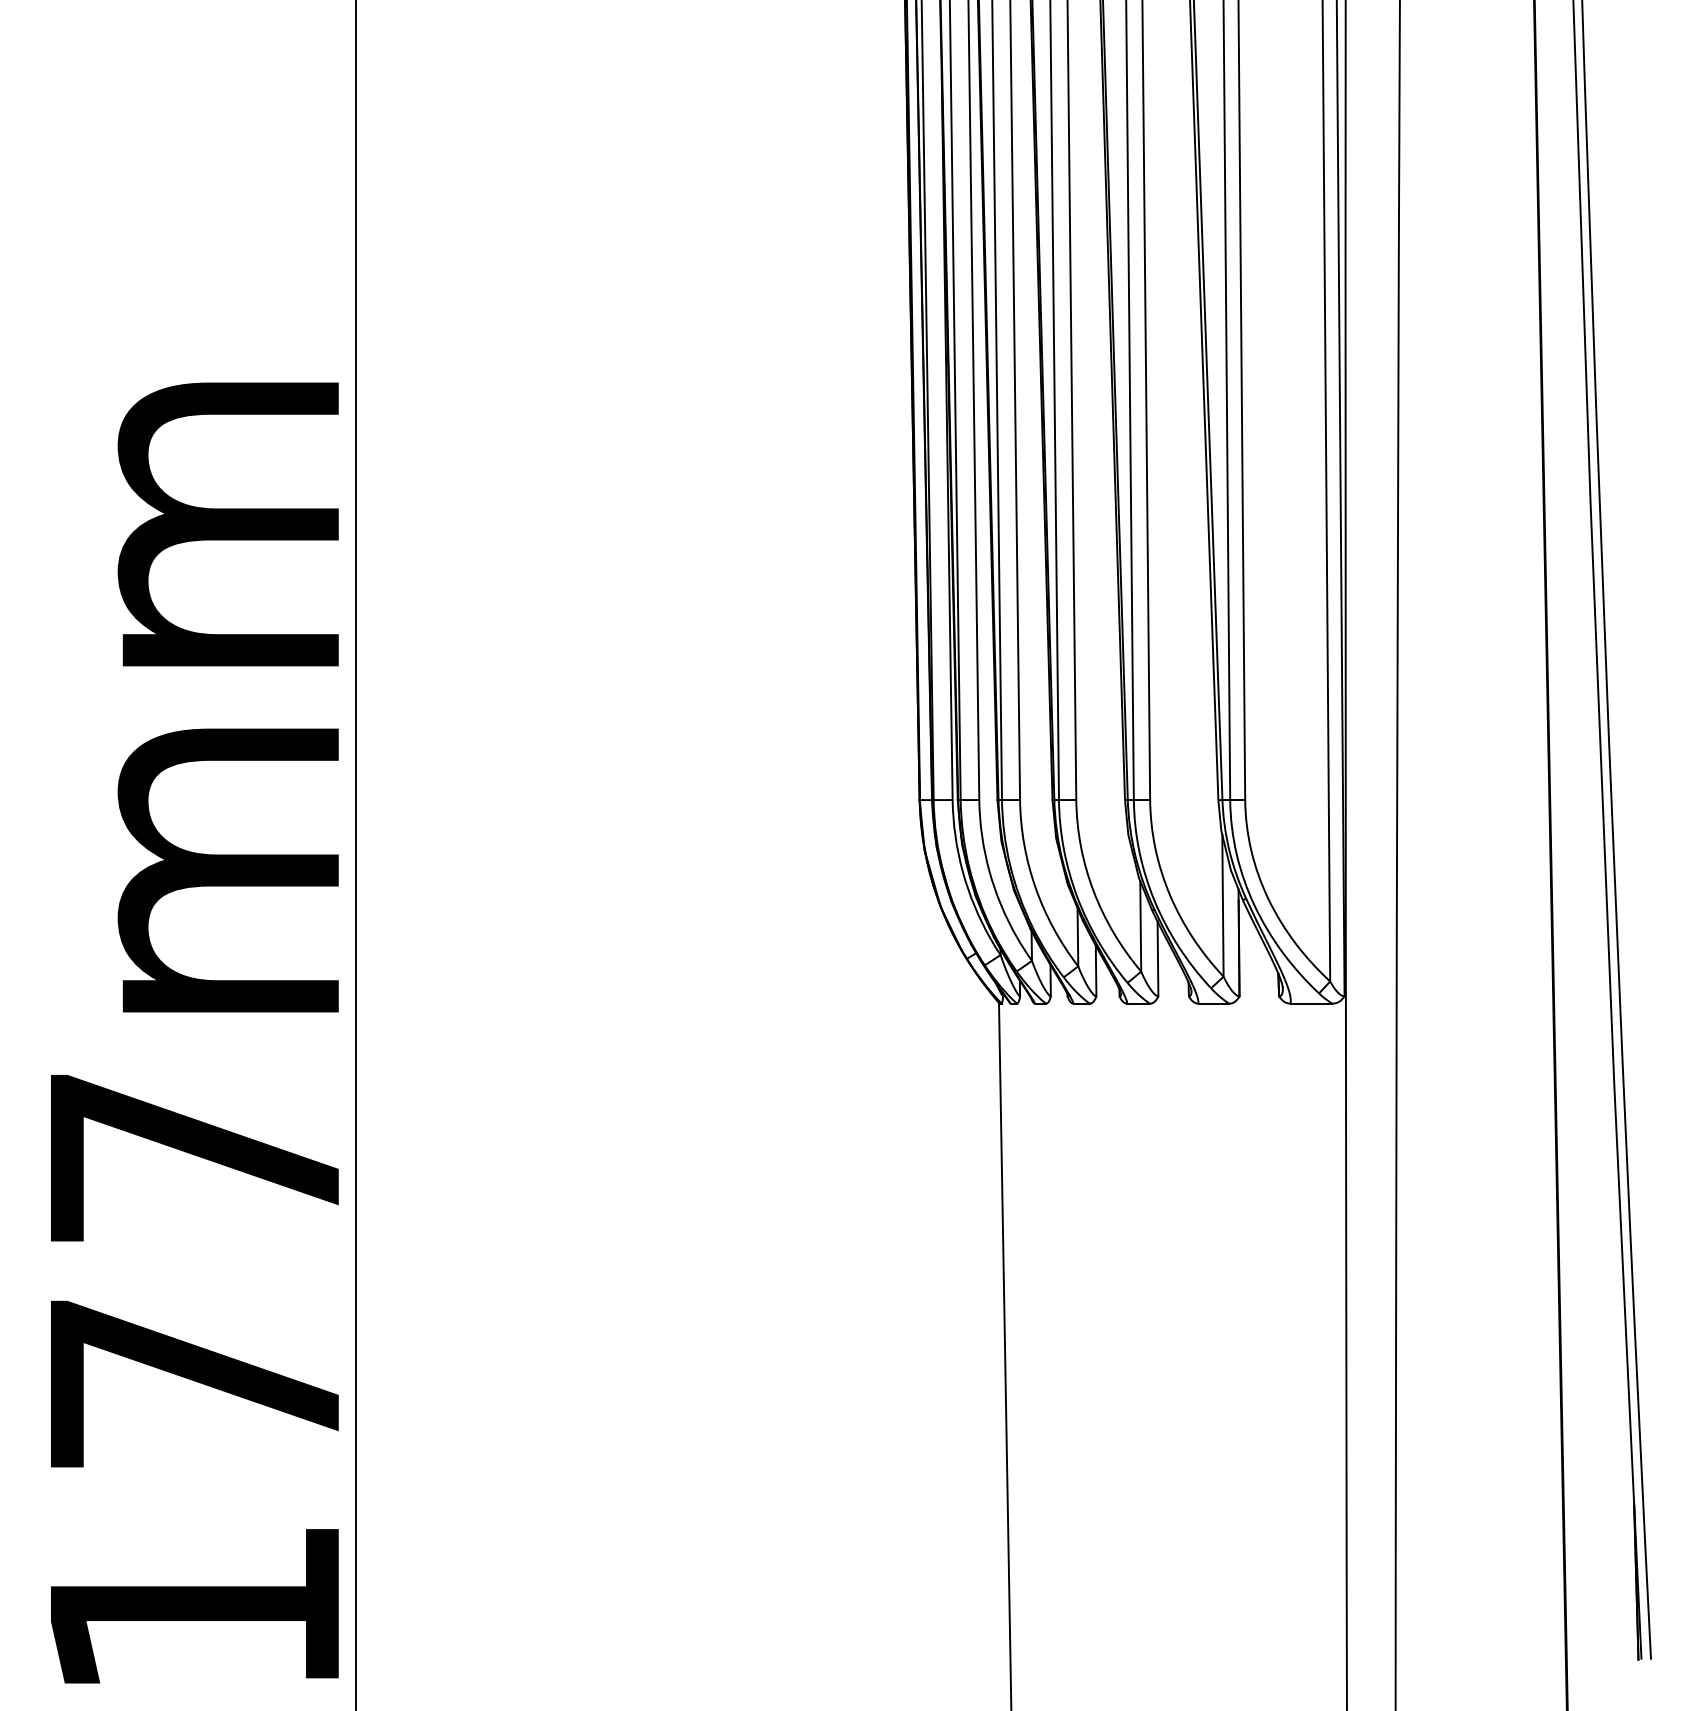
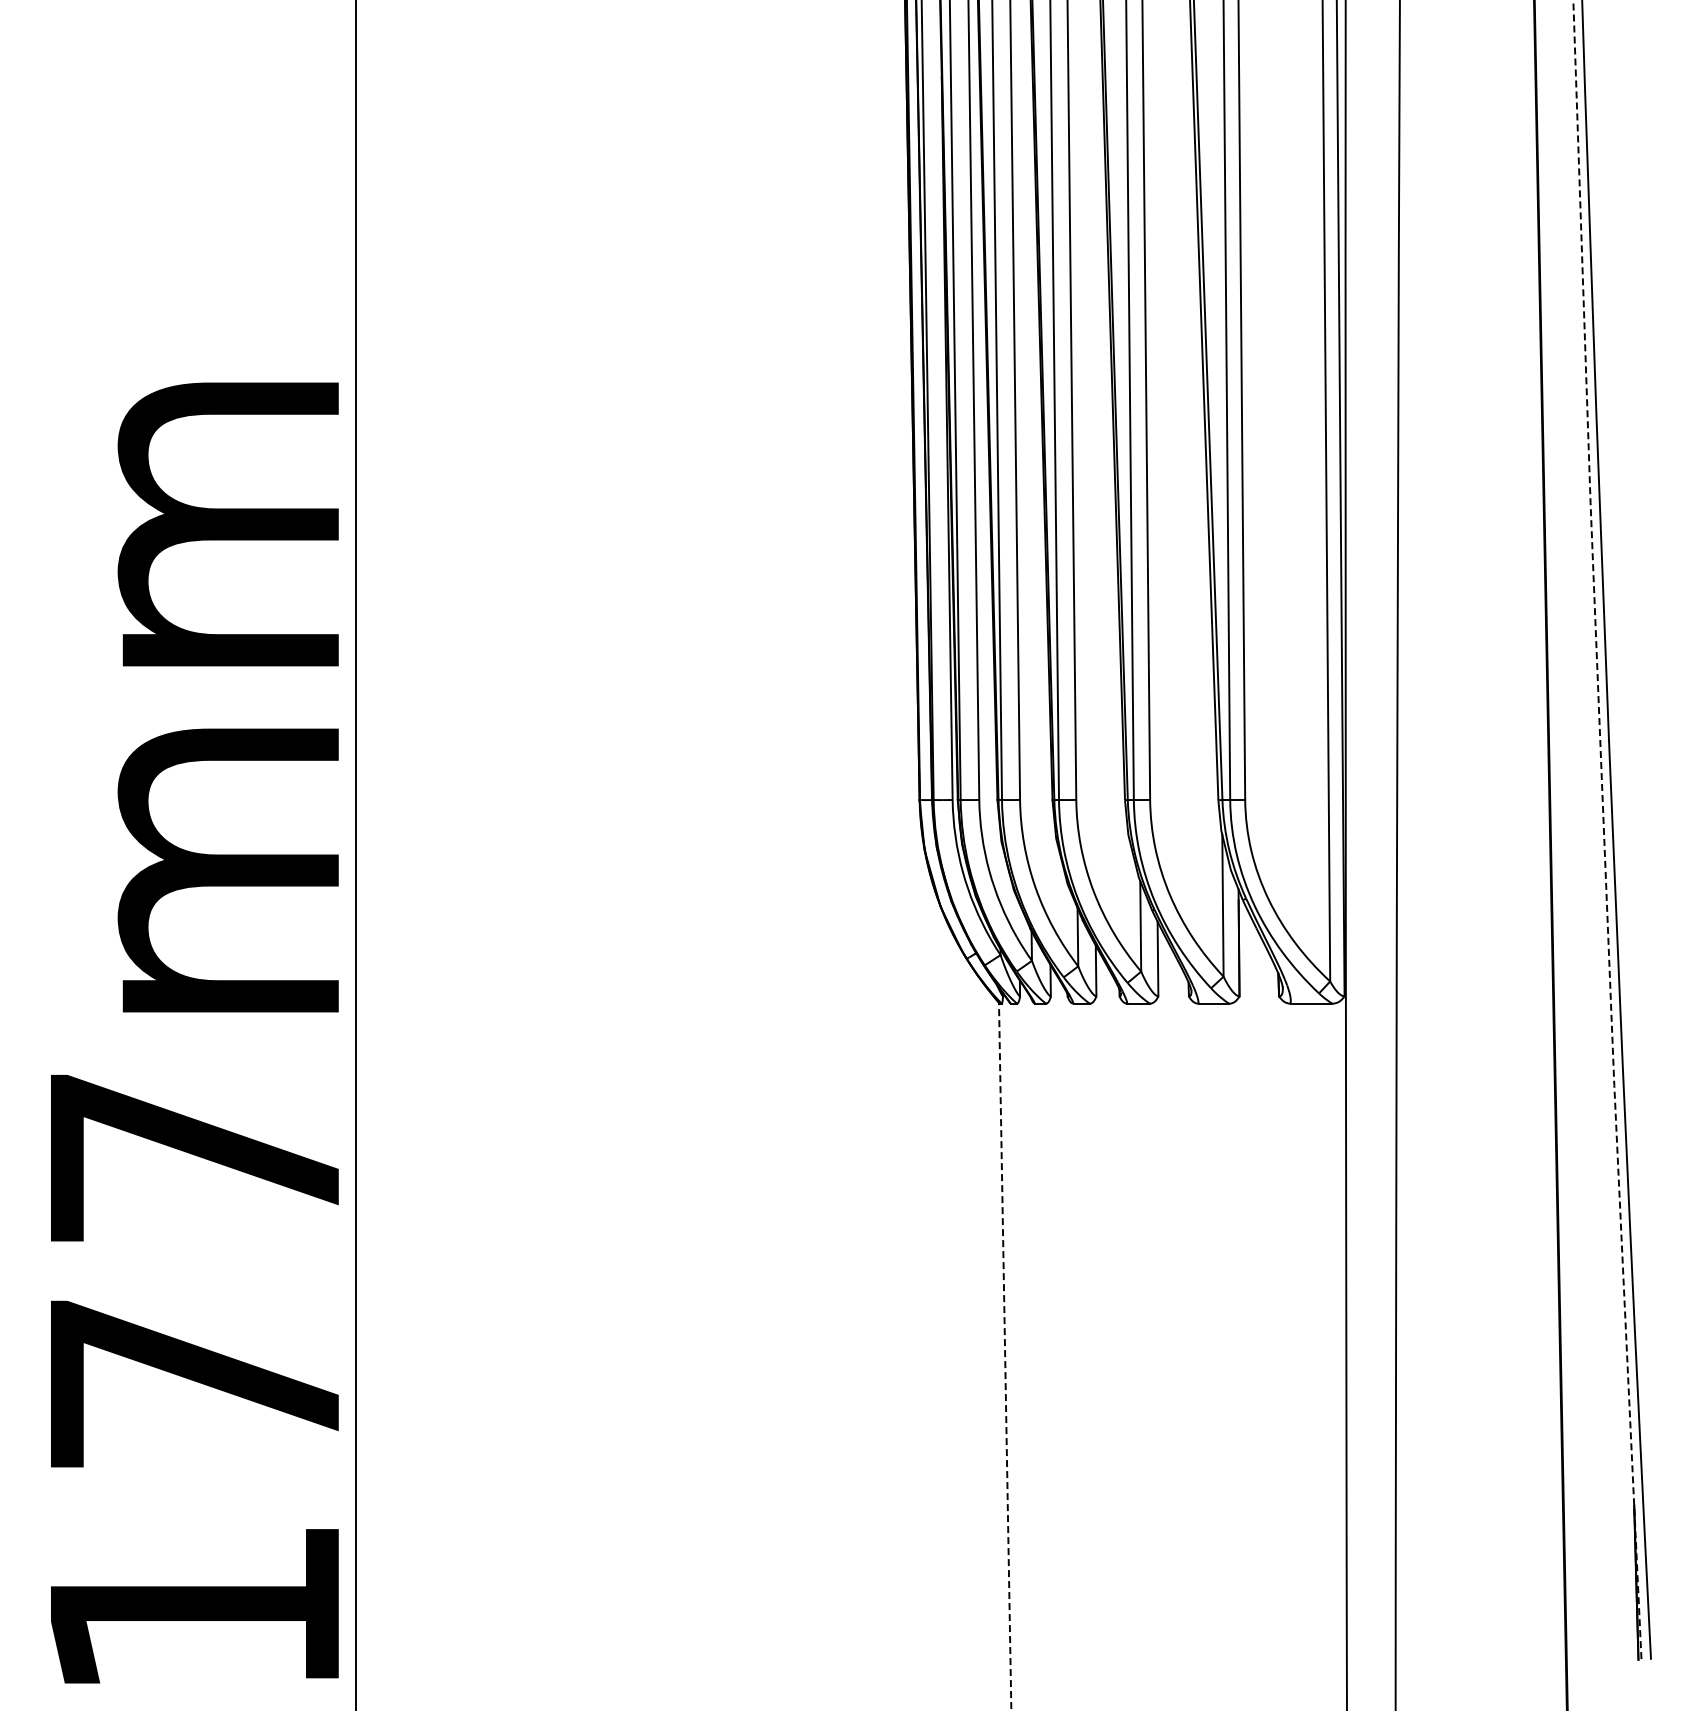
line: solid -> dashed (1603, 830)
line: solid -> dashed (1005, 1356)
